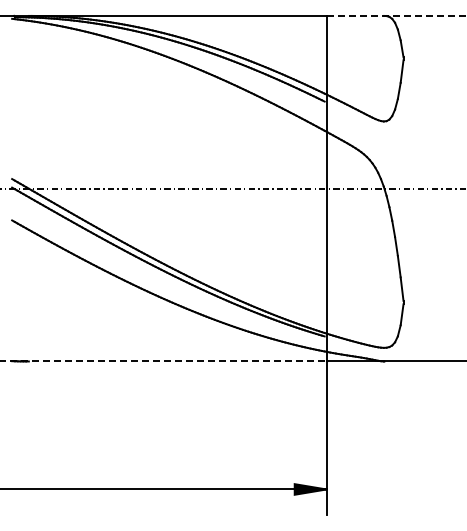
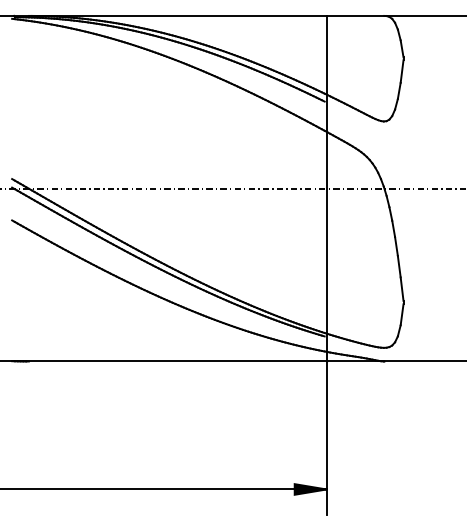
line: dashed -> solid (396, 15)
line: dashed -> solid (163, 361)
